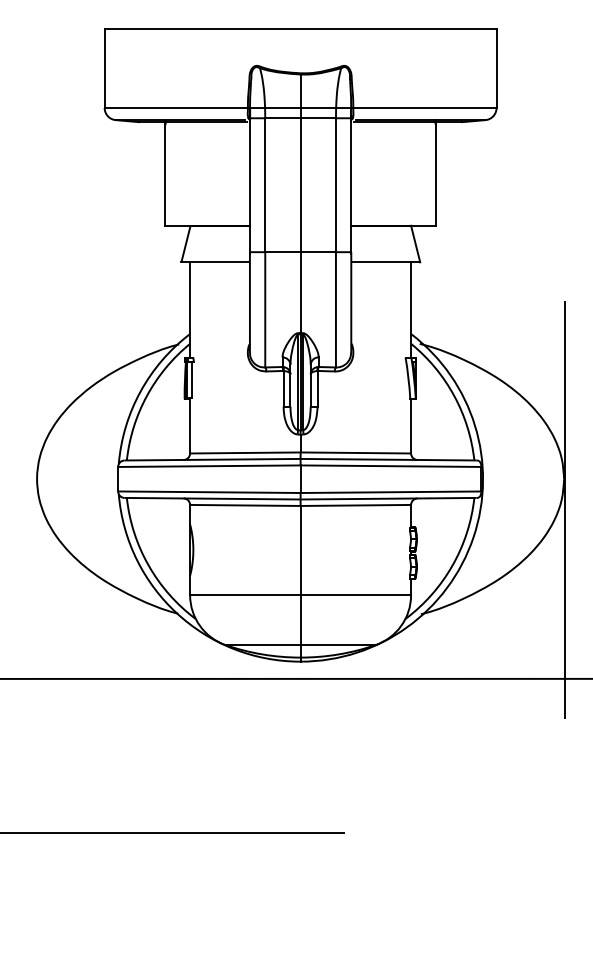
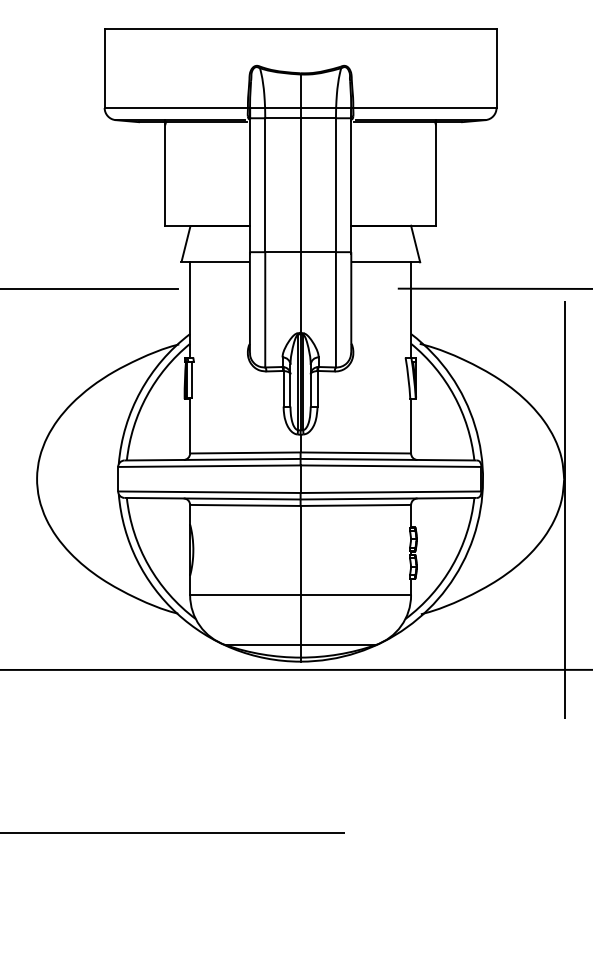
line: none -> present (89, 288)
line: none -> present (493, 288)
line position: (295, 678) -> (295, 669) (295, 669)
